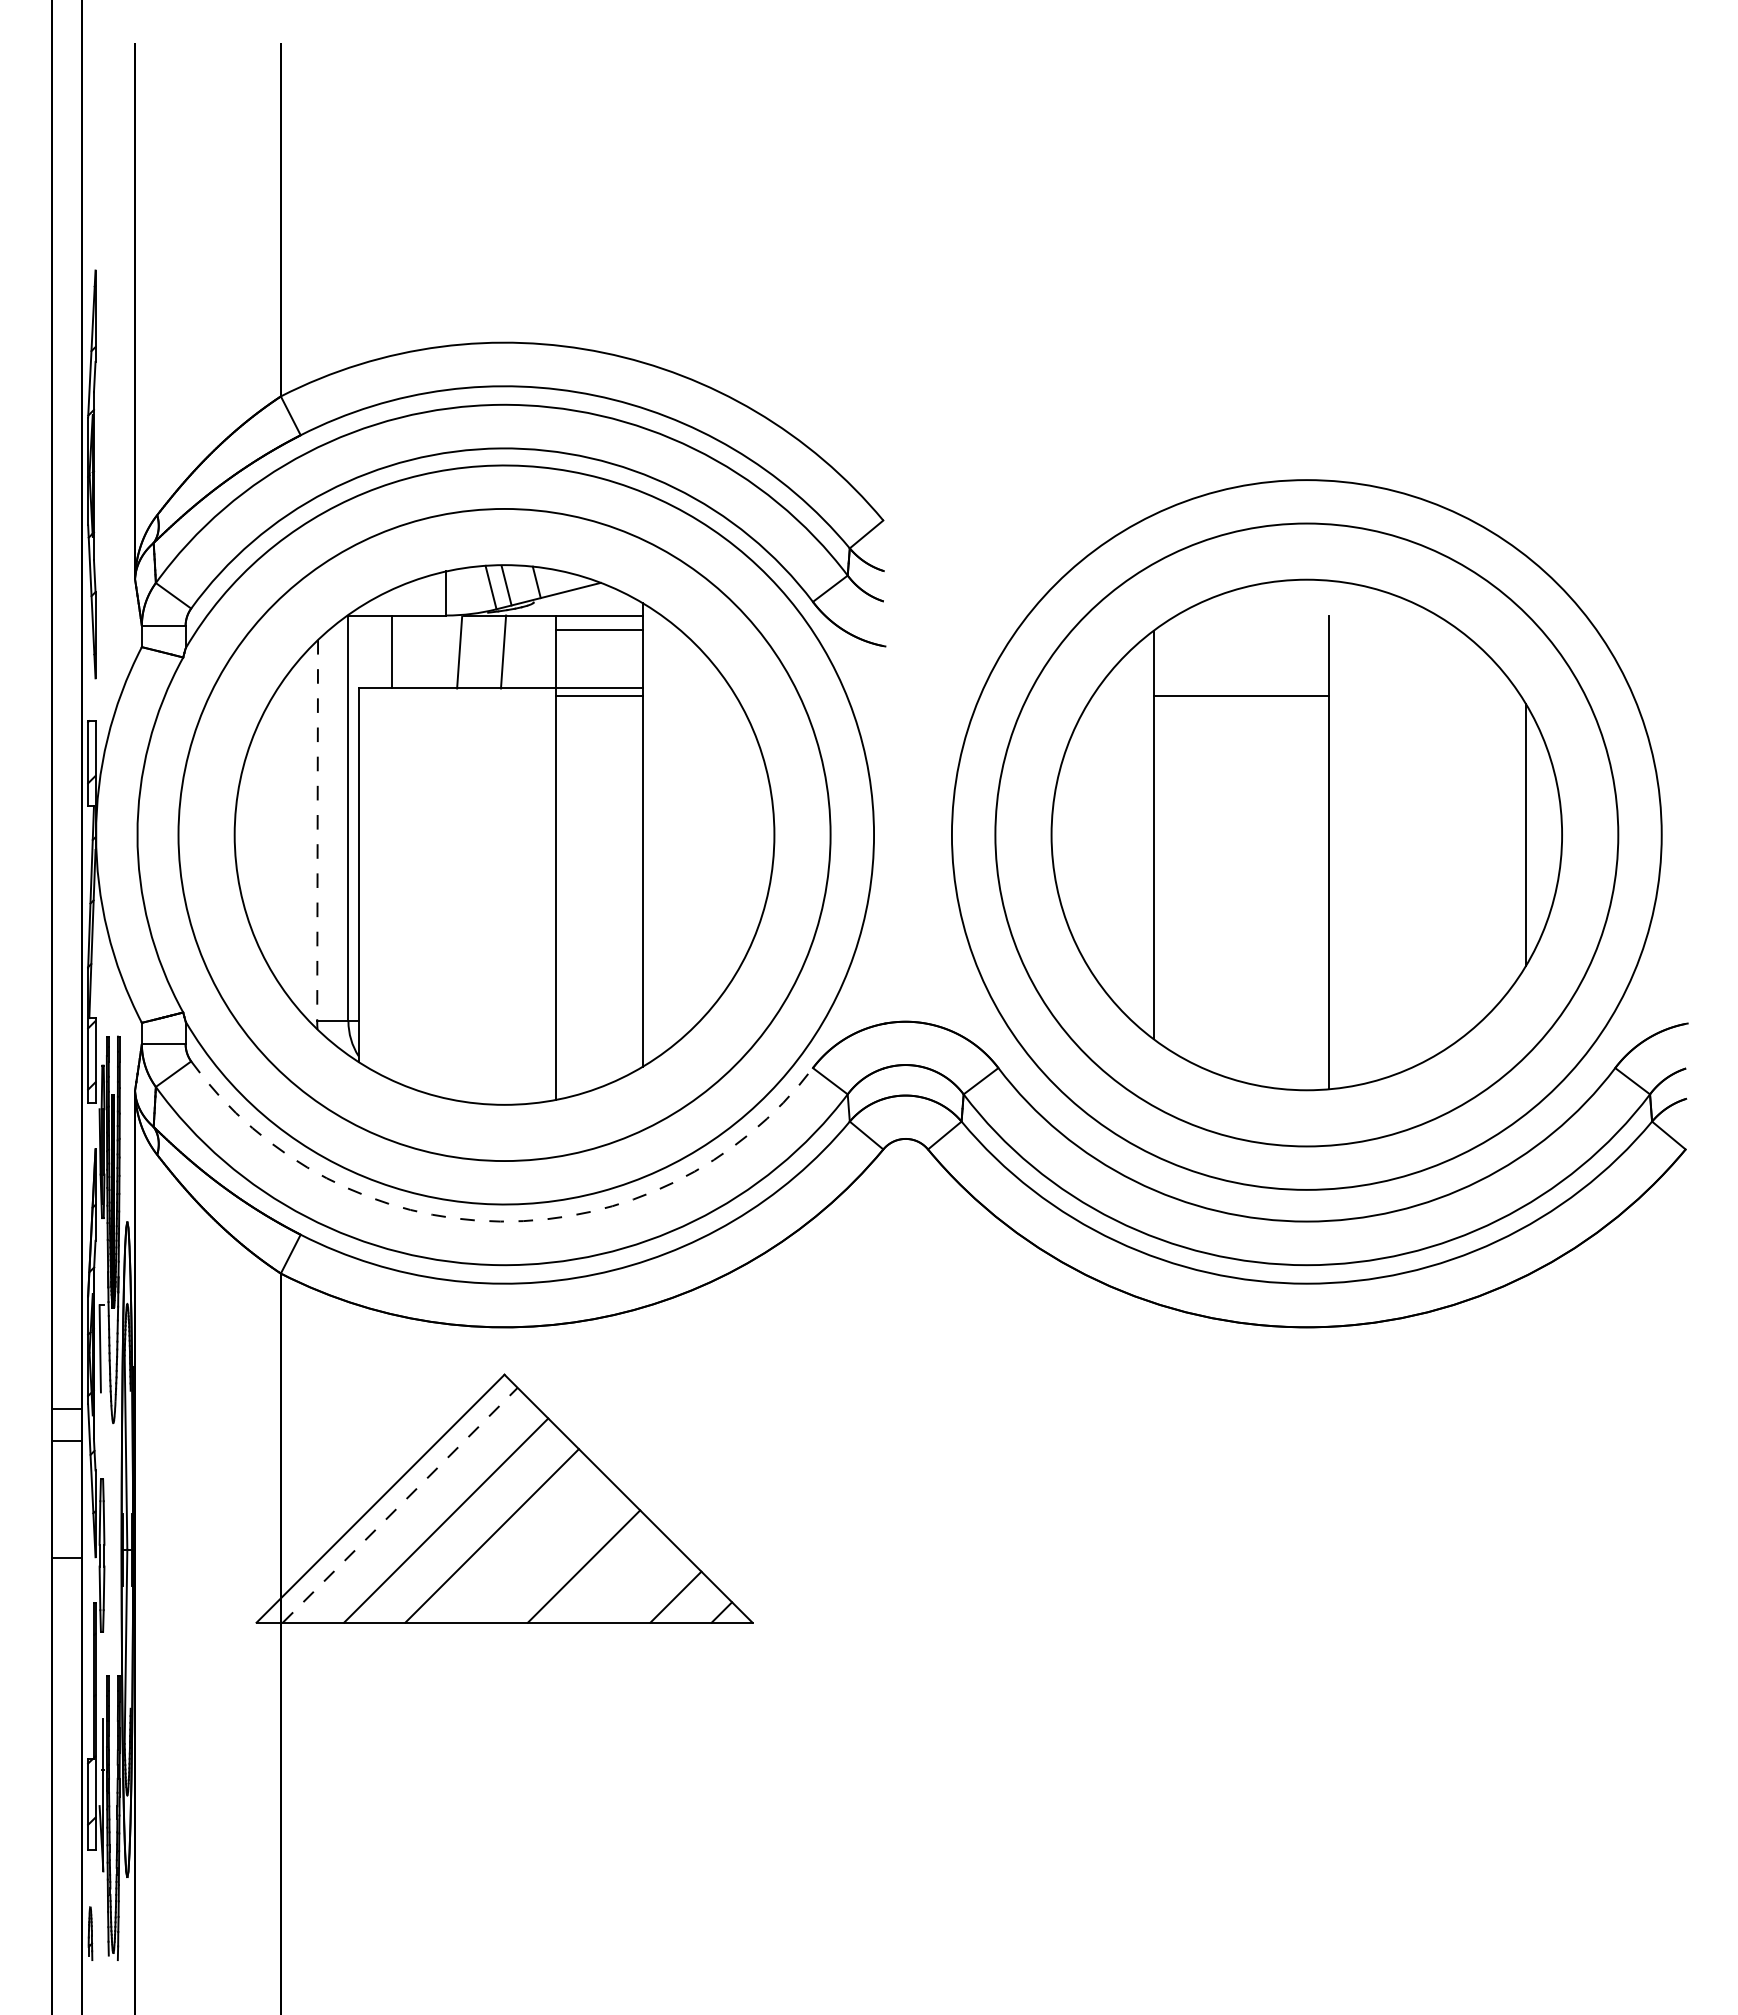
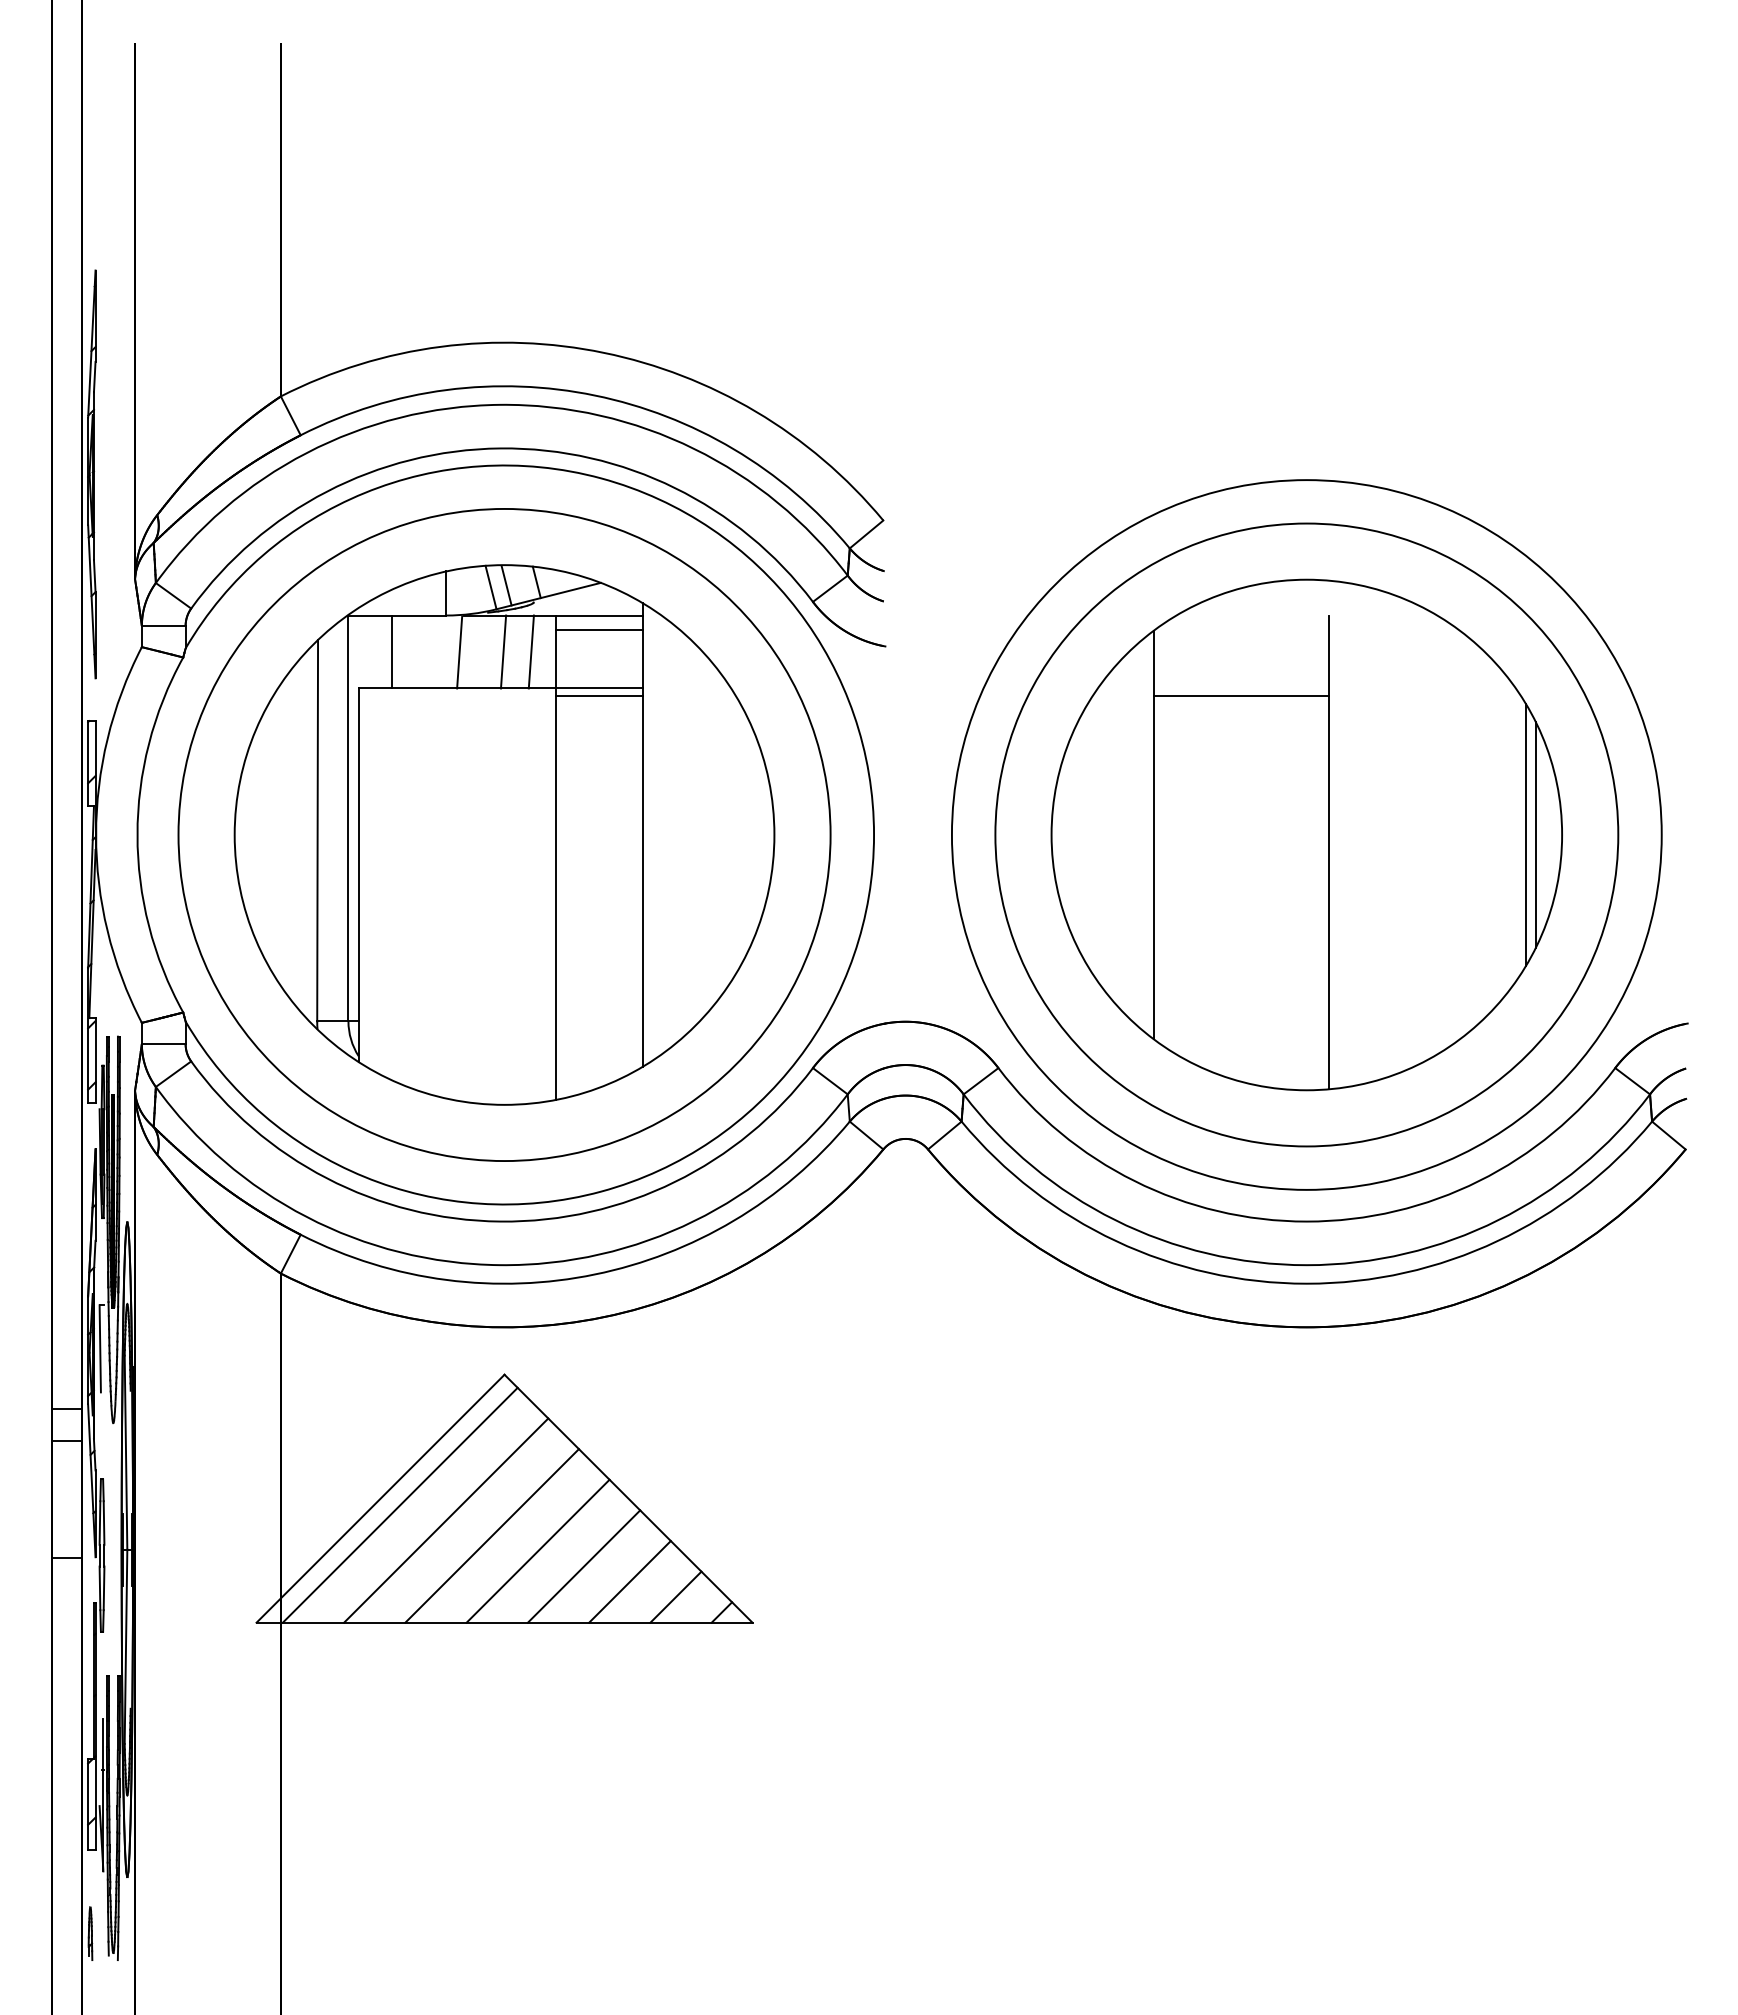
line: none -> present (530, 651)
line: dashed -> solid (317, 830)
line: none -> present (1535, 834)
arc: dashed -> solid (500, 1221)
line: dashed -> solid (400, 1504)
line: none -> present (537, 1550)
line: none -> present (629, 1581)
